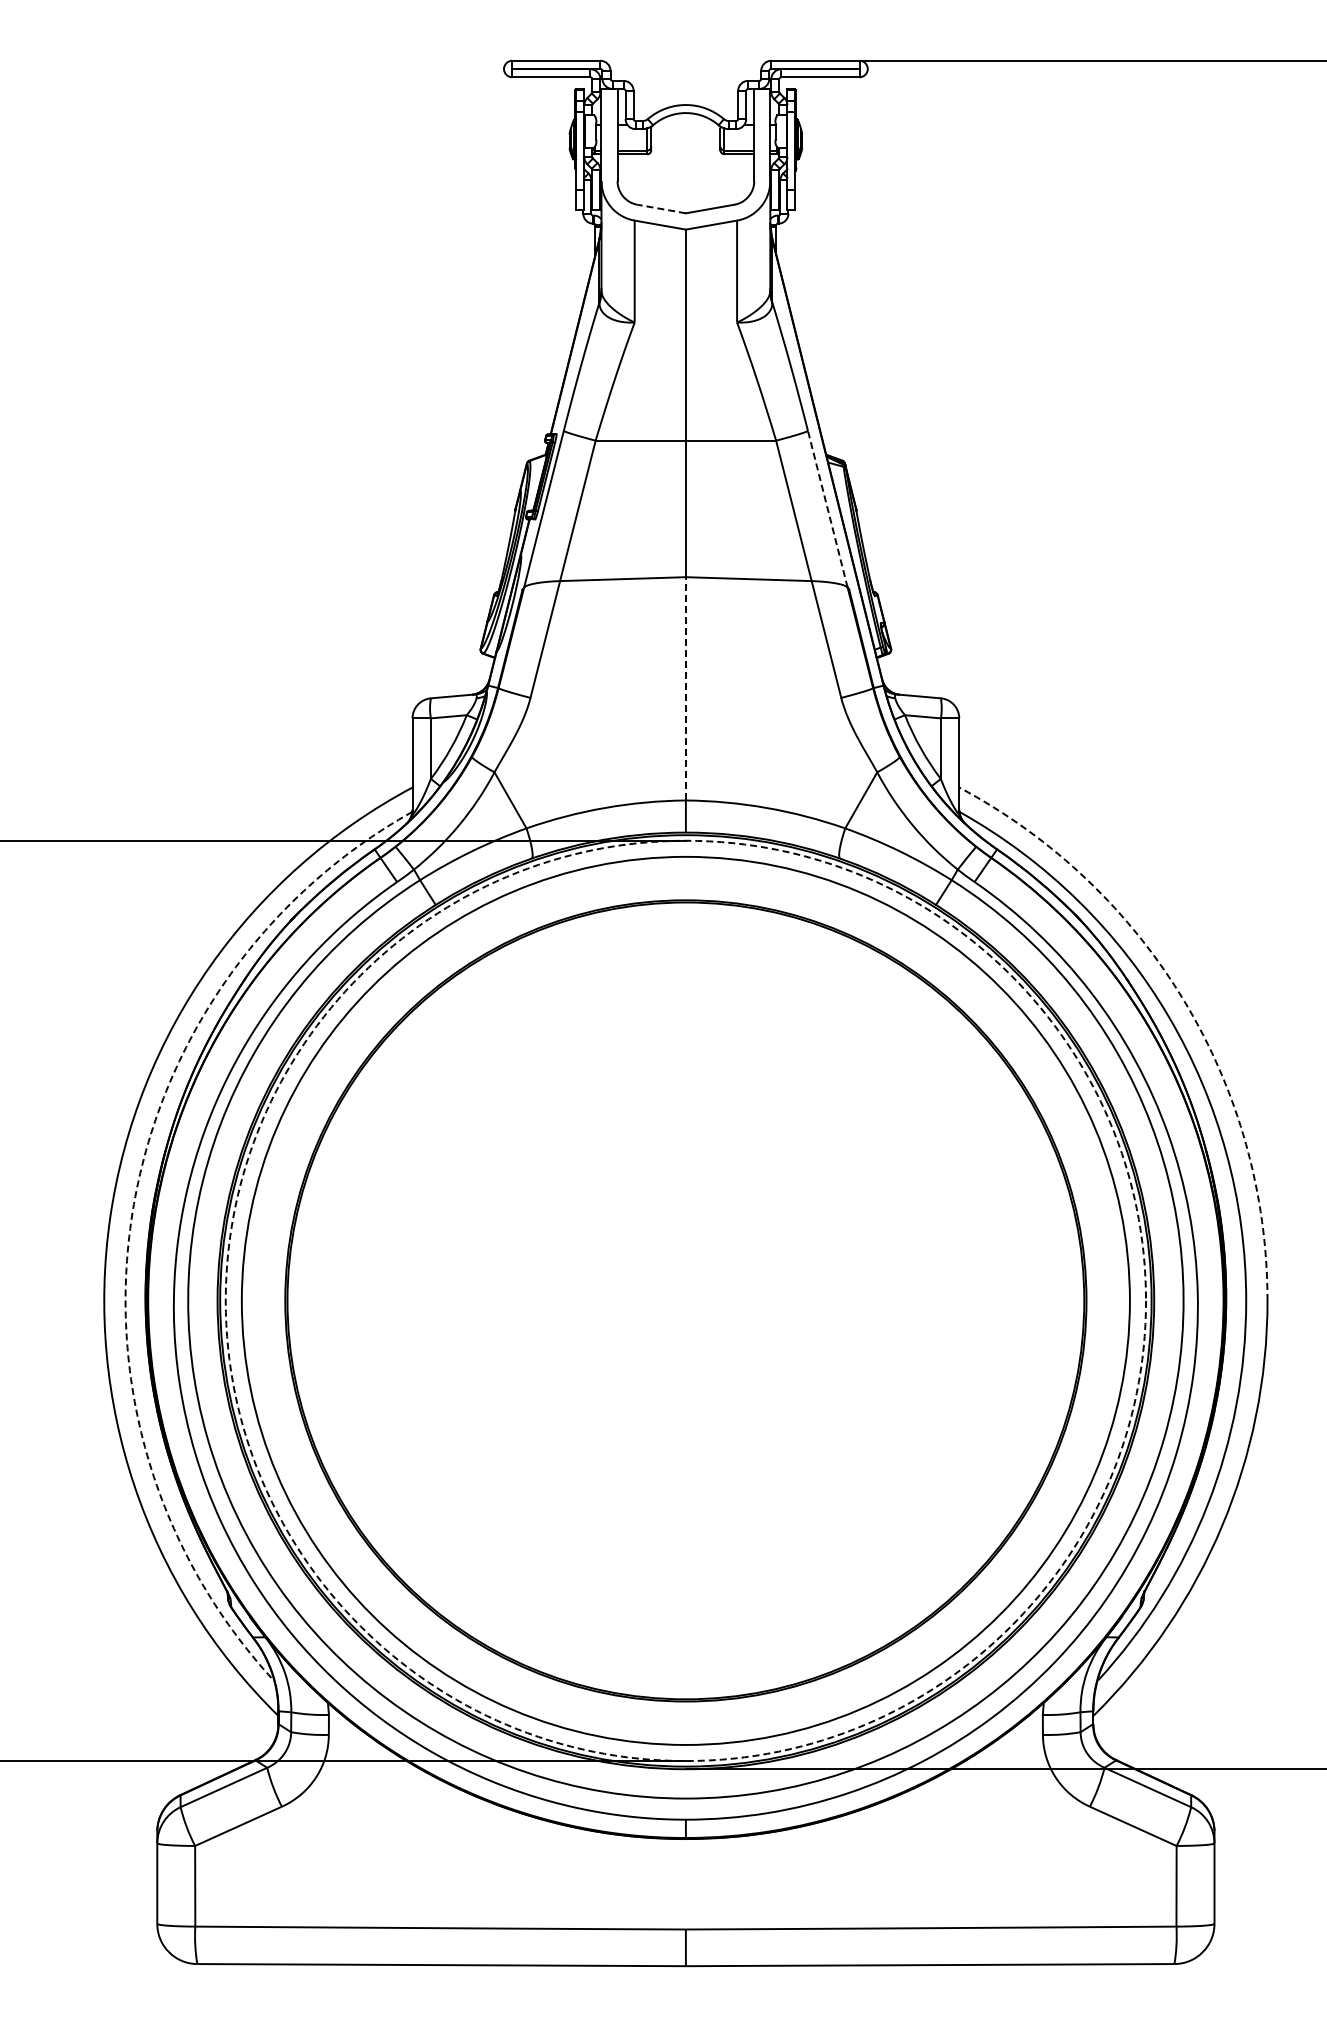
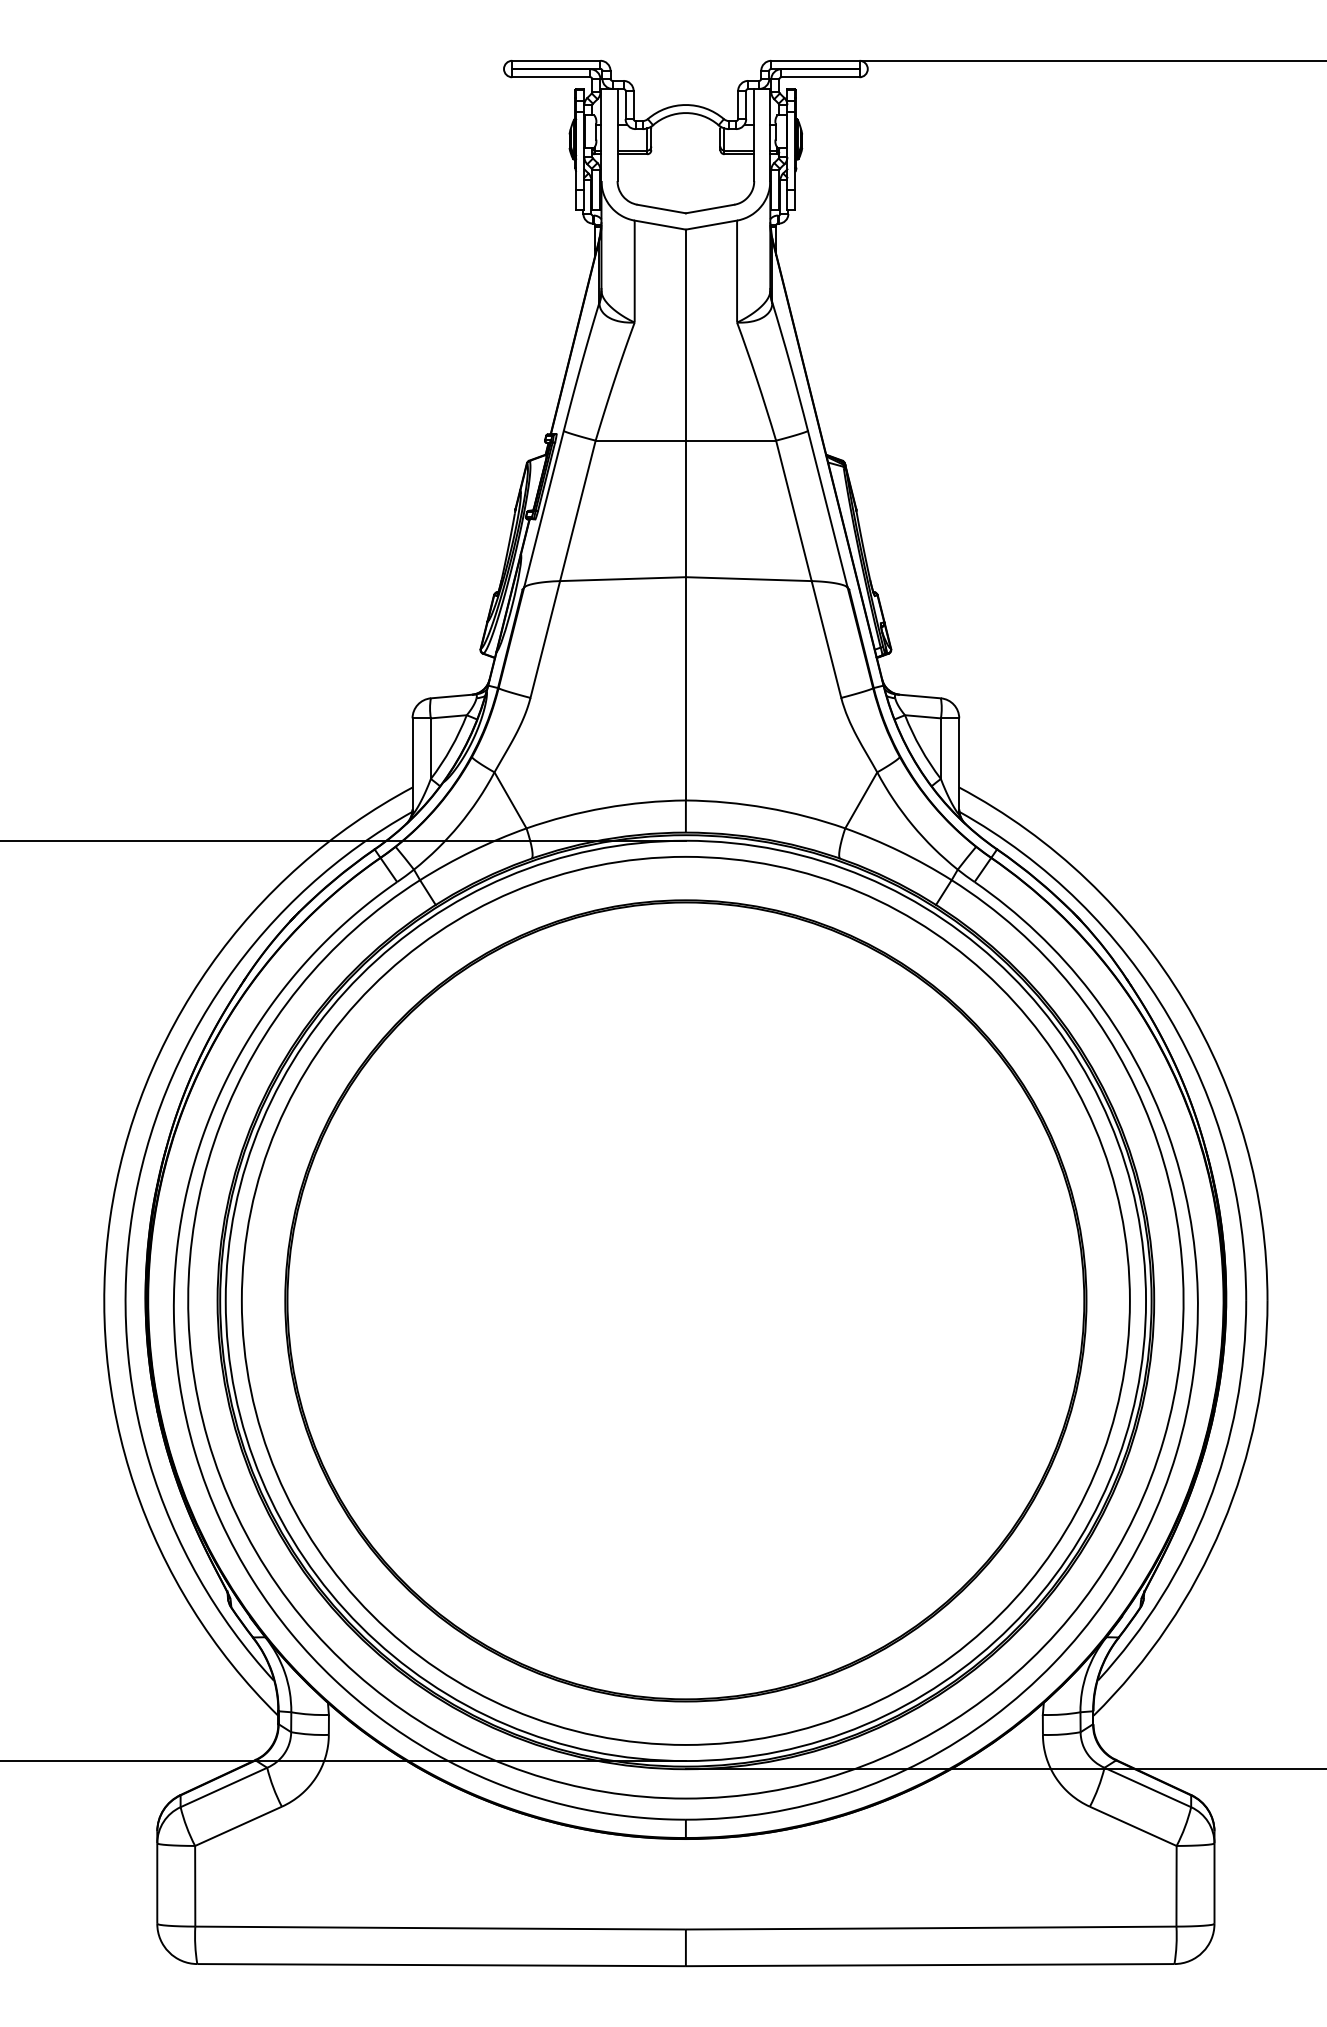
line: dashed -> solid (661, 209)
line: dashed -> solid (827, 509)
line: dashed -> solid (685, 688)
arc: dashed -> solid (1184, 1001)
arc: dashed -> solid (132, 1212)
circle: dashed -> solid (685, 1300)
